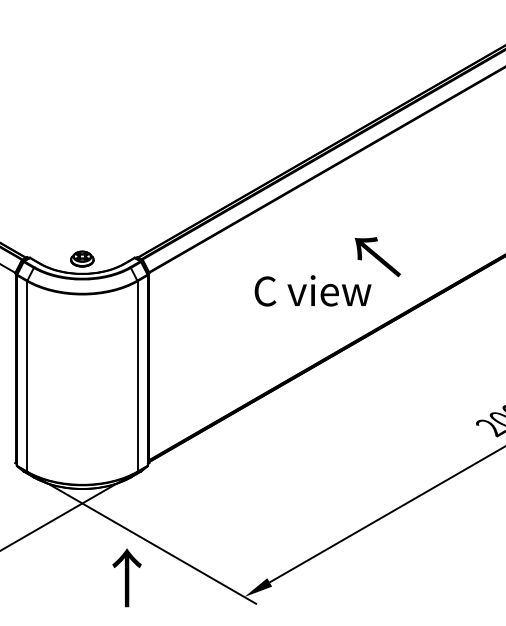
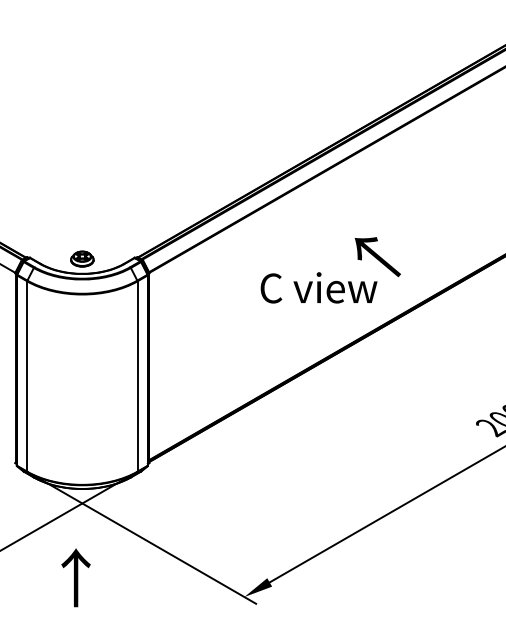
text position: (312, 290) -> (318, 287) (318, 287)
text position: (126, 577) -> (75, 577) (75, 577)
